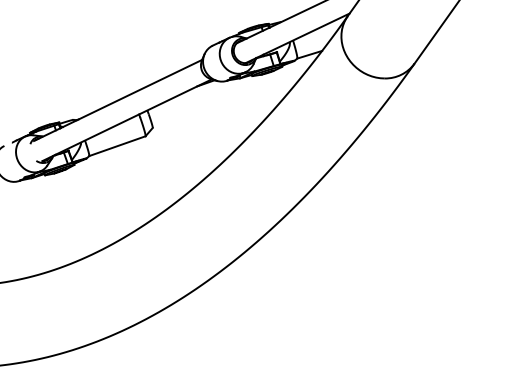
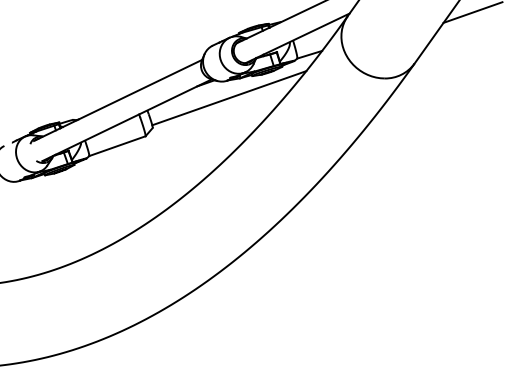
line: none -> present (472, 12)
line: none -> present (229, 98)
